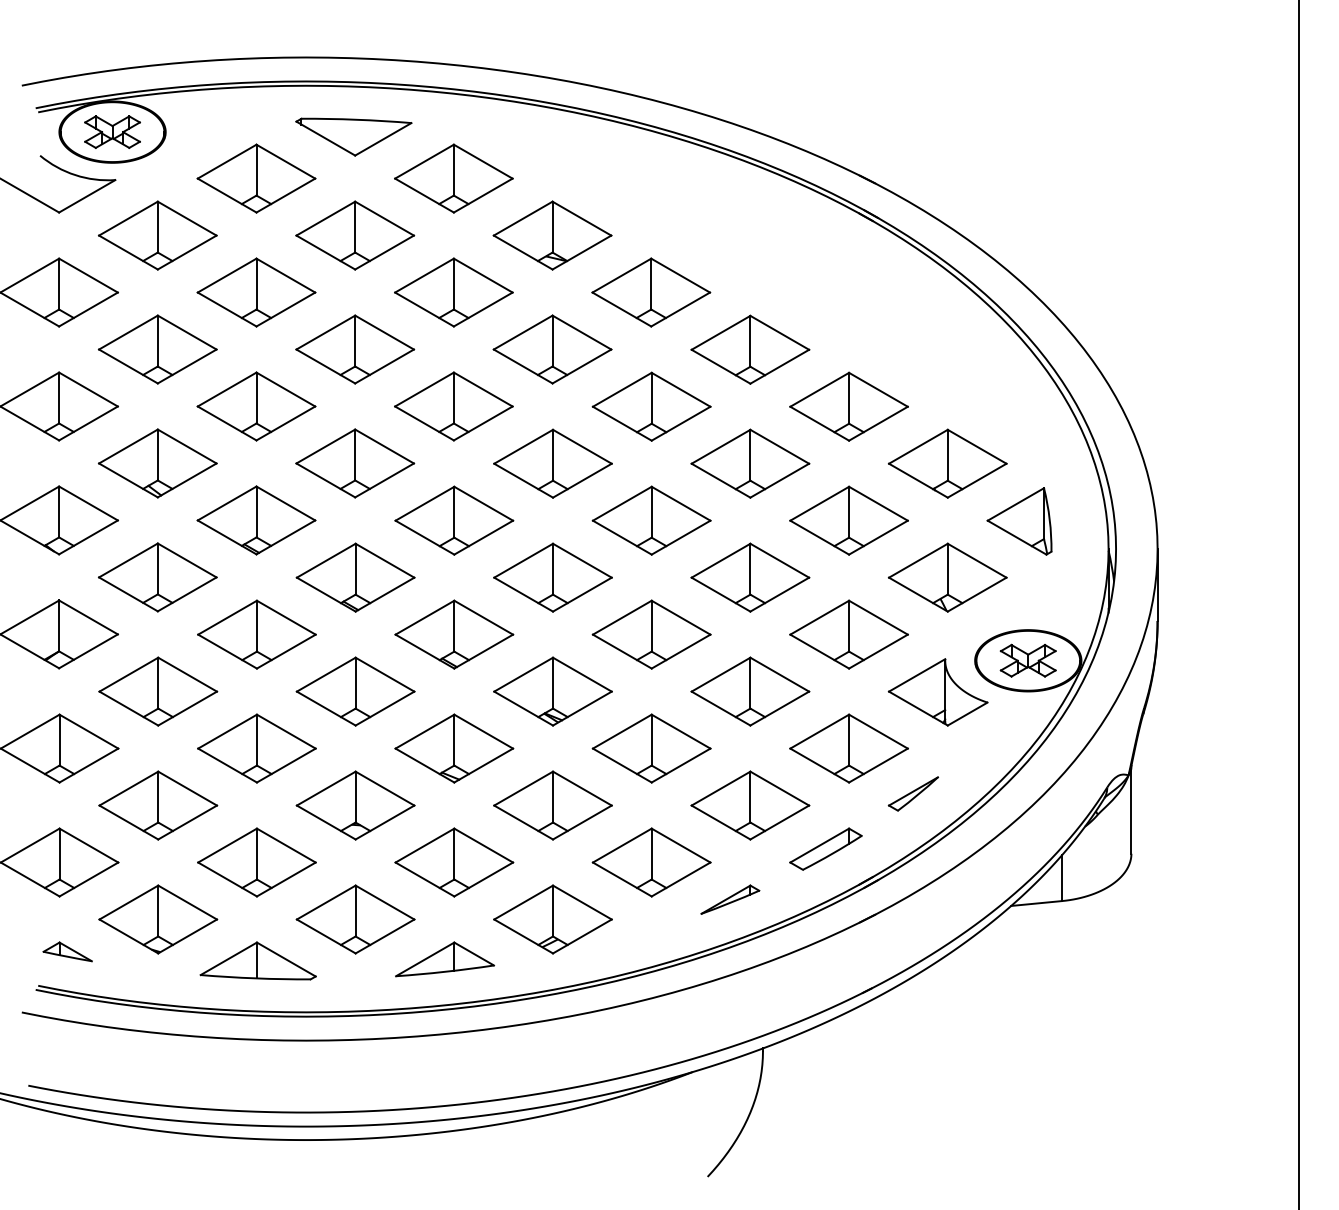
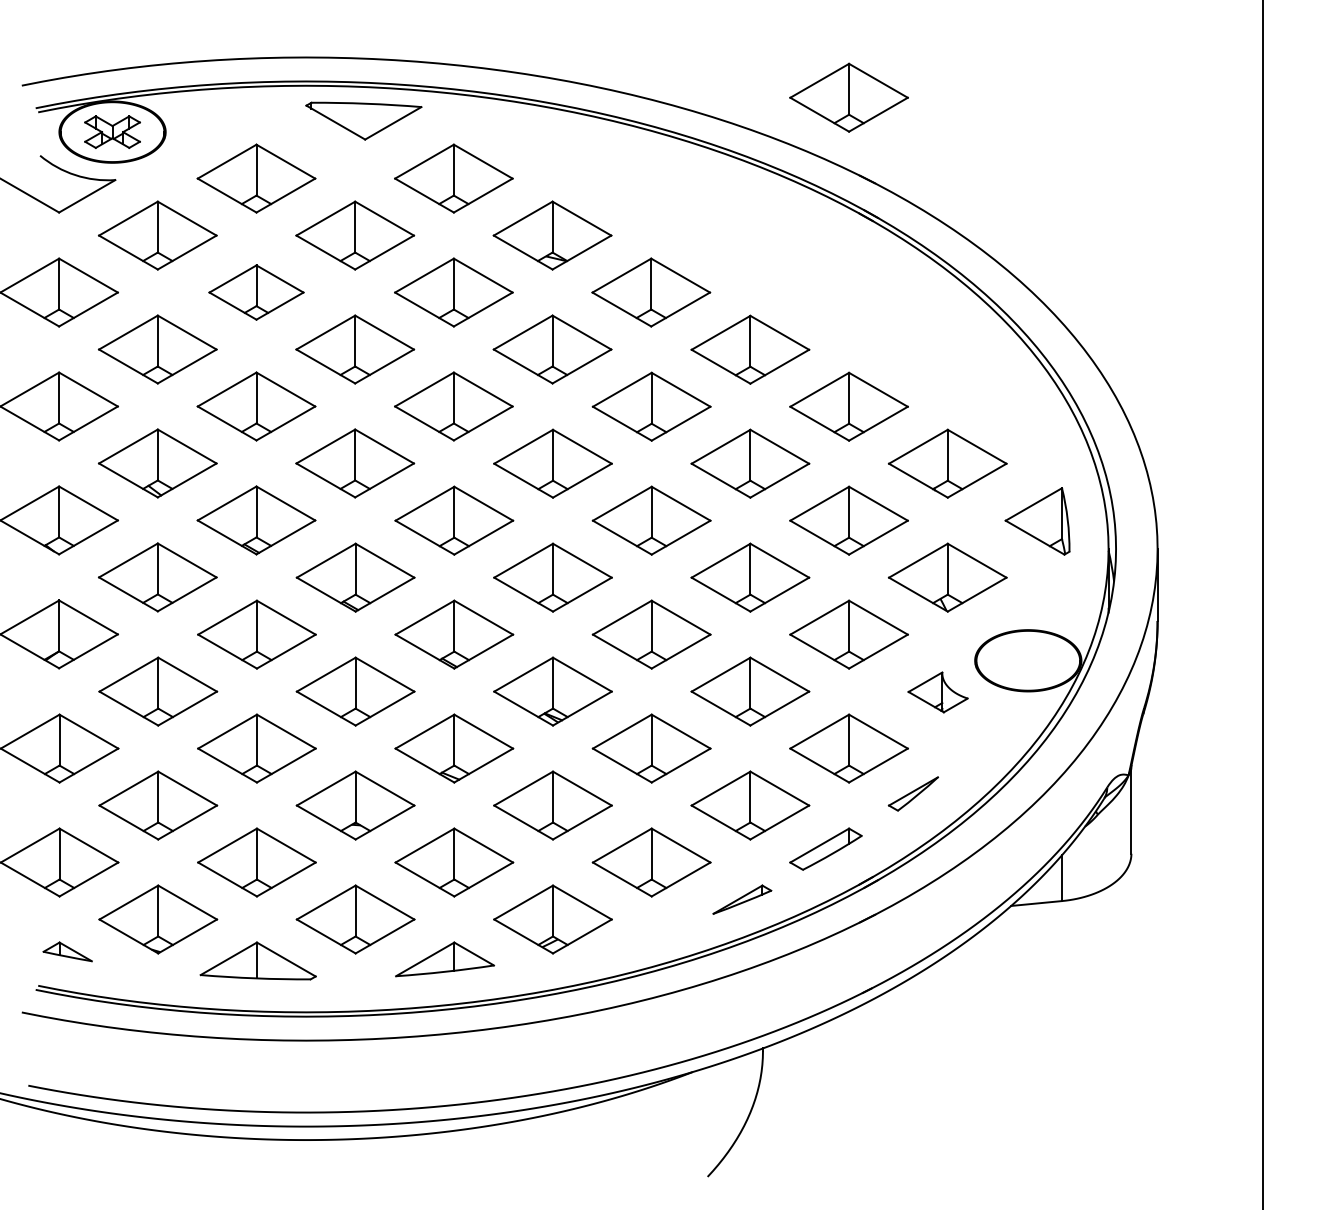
part: none -> present (848, 97)
part position: (353, 136) -> (363, 120) (363, 120)
part size: 121x71 px -> 97x57 px (256, 292)
part position: (1019, 521) -> (1037, 521) (1037, 521)
line position: (1298, 604) -> (1262, 604) (1262, 604)
part: present -> none (1027, 660)
part size: 102x69 px -> 62x43 px (937, 692)
part position: (730, 899) -> (742, 899) (742, 899)
